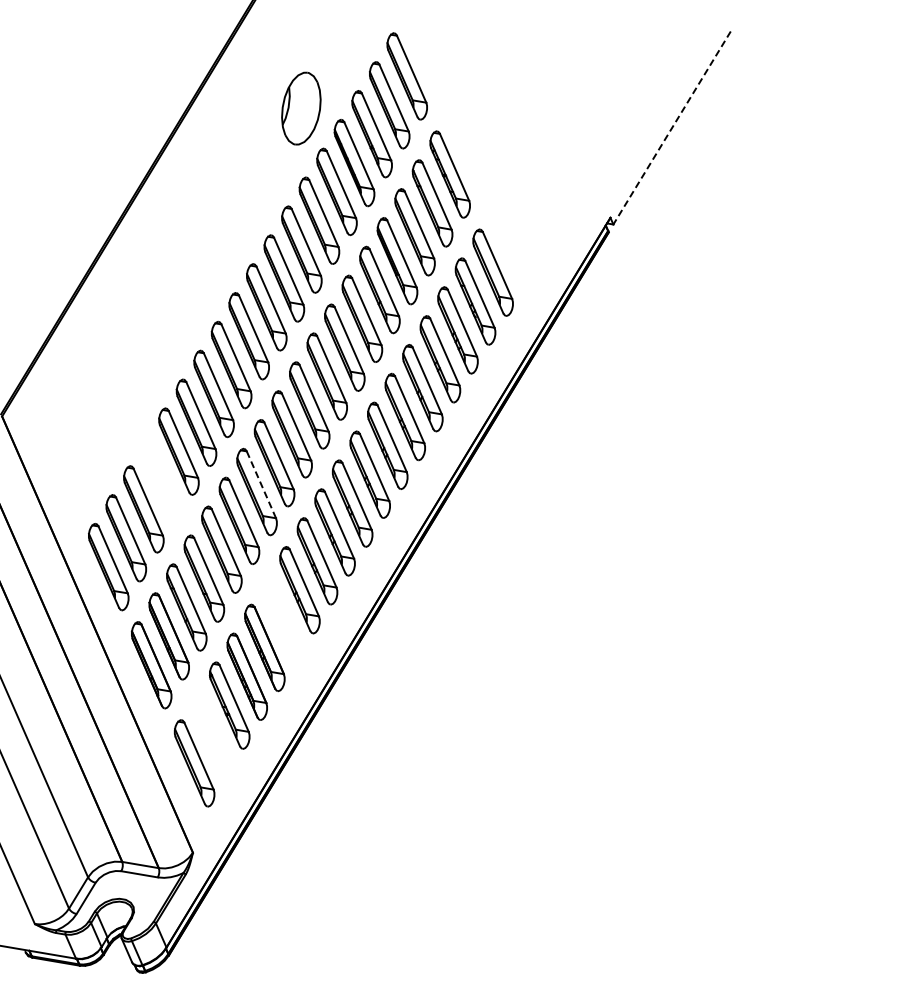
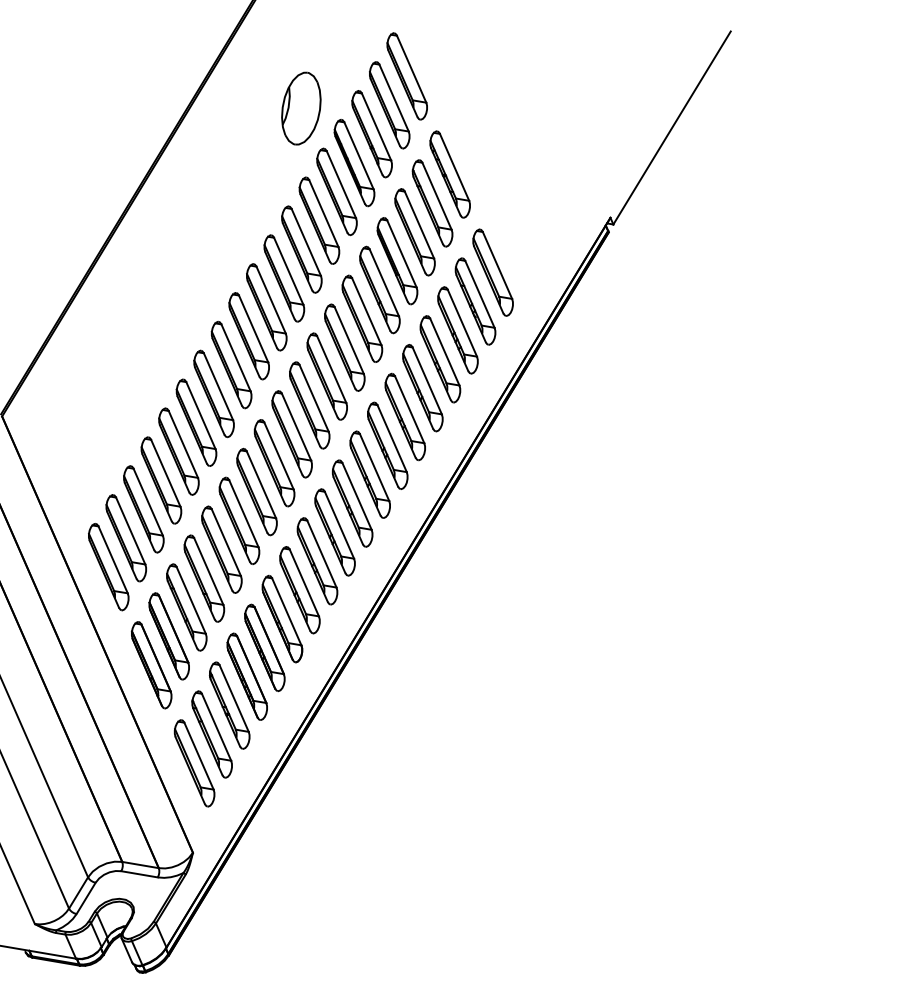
line: dashed -> solid (672, 128)
part: none -> present (161, 480)
line: dashed -> solid (261, 484)
part: none -> present (282, 618)
part: none -> present (211, 734)
